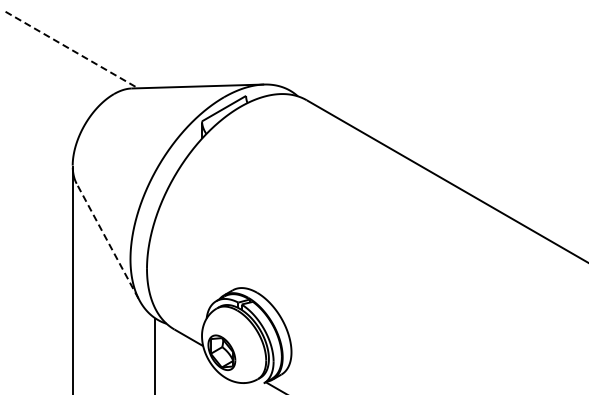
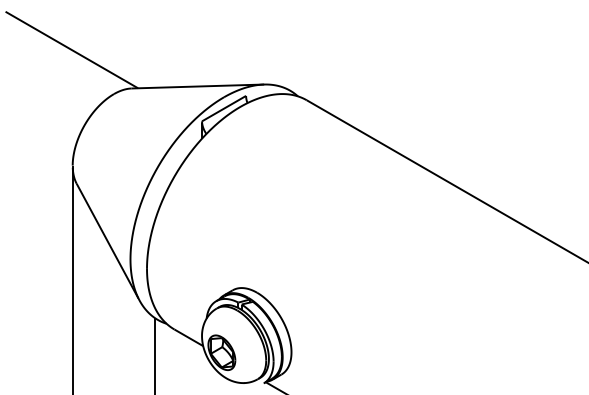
line: dashed -> solid (71, 50)
line: dashed -> solid (107, 240)
